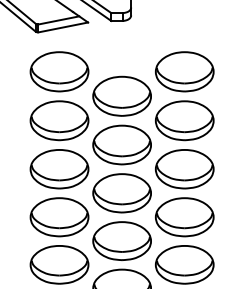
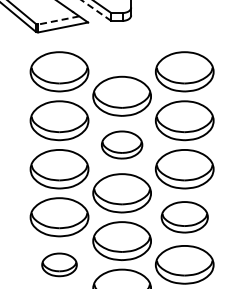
line: solid -> dashed (95, 10)
line: solid -> dashed (58, 20)
part size: 60x42 px -> 43x30 px (122, 144)
part size: 60x41 px -> 49x33 px (184, 217)
part size: 61x40 px -> 37x26 px (59, 264)
